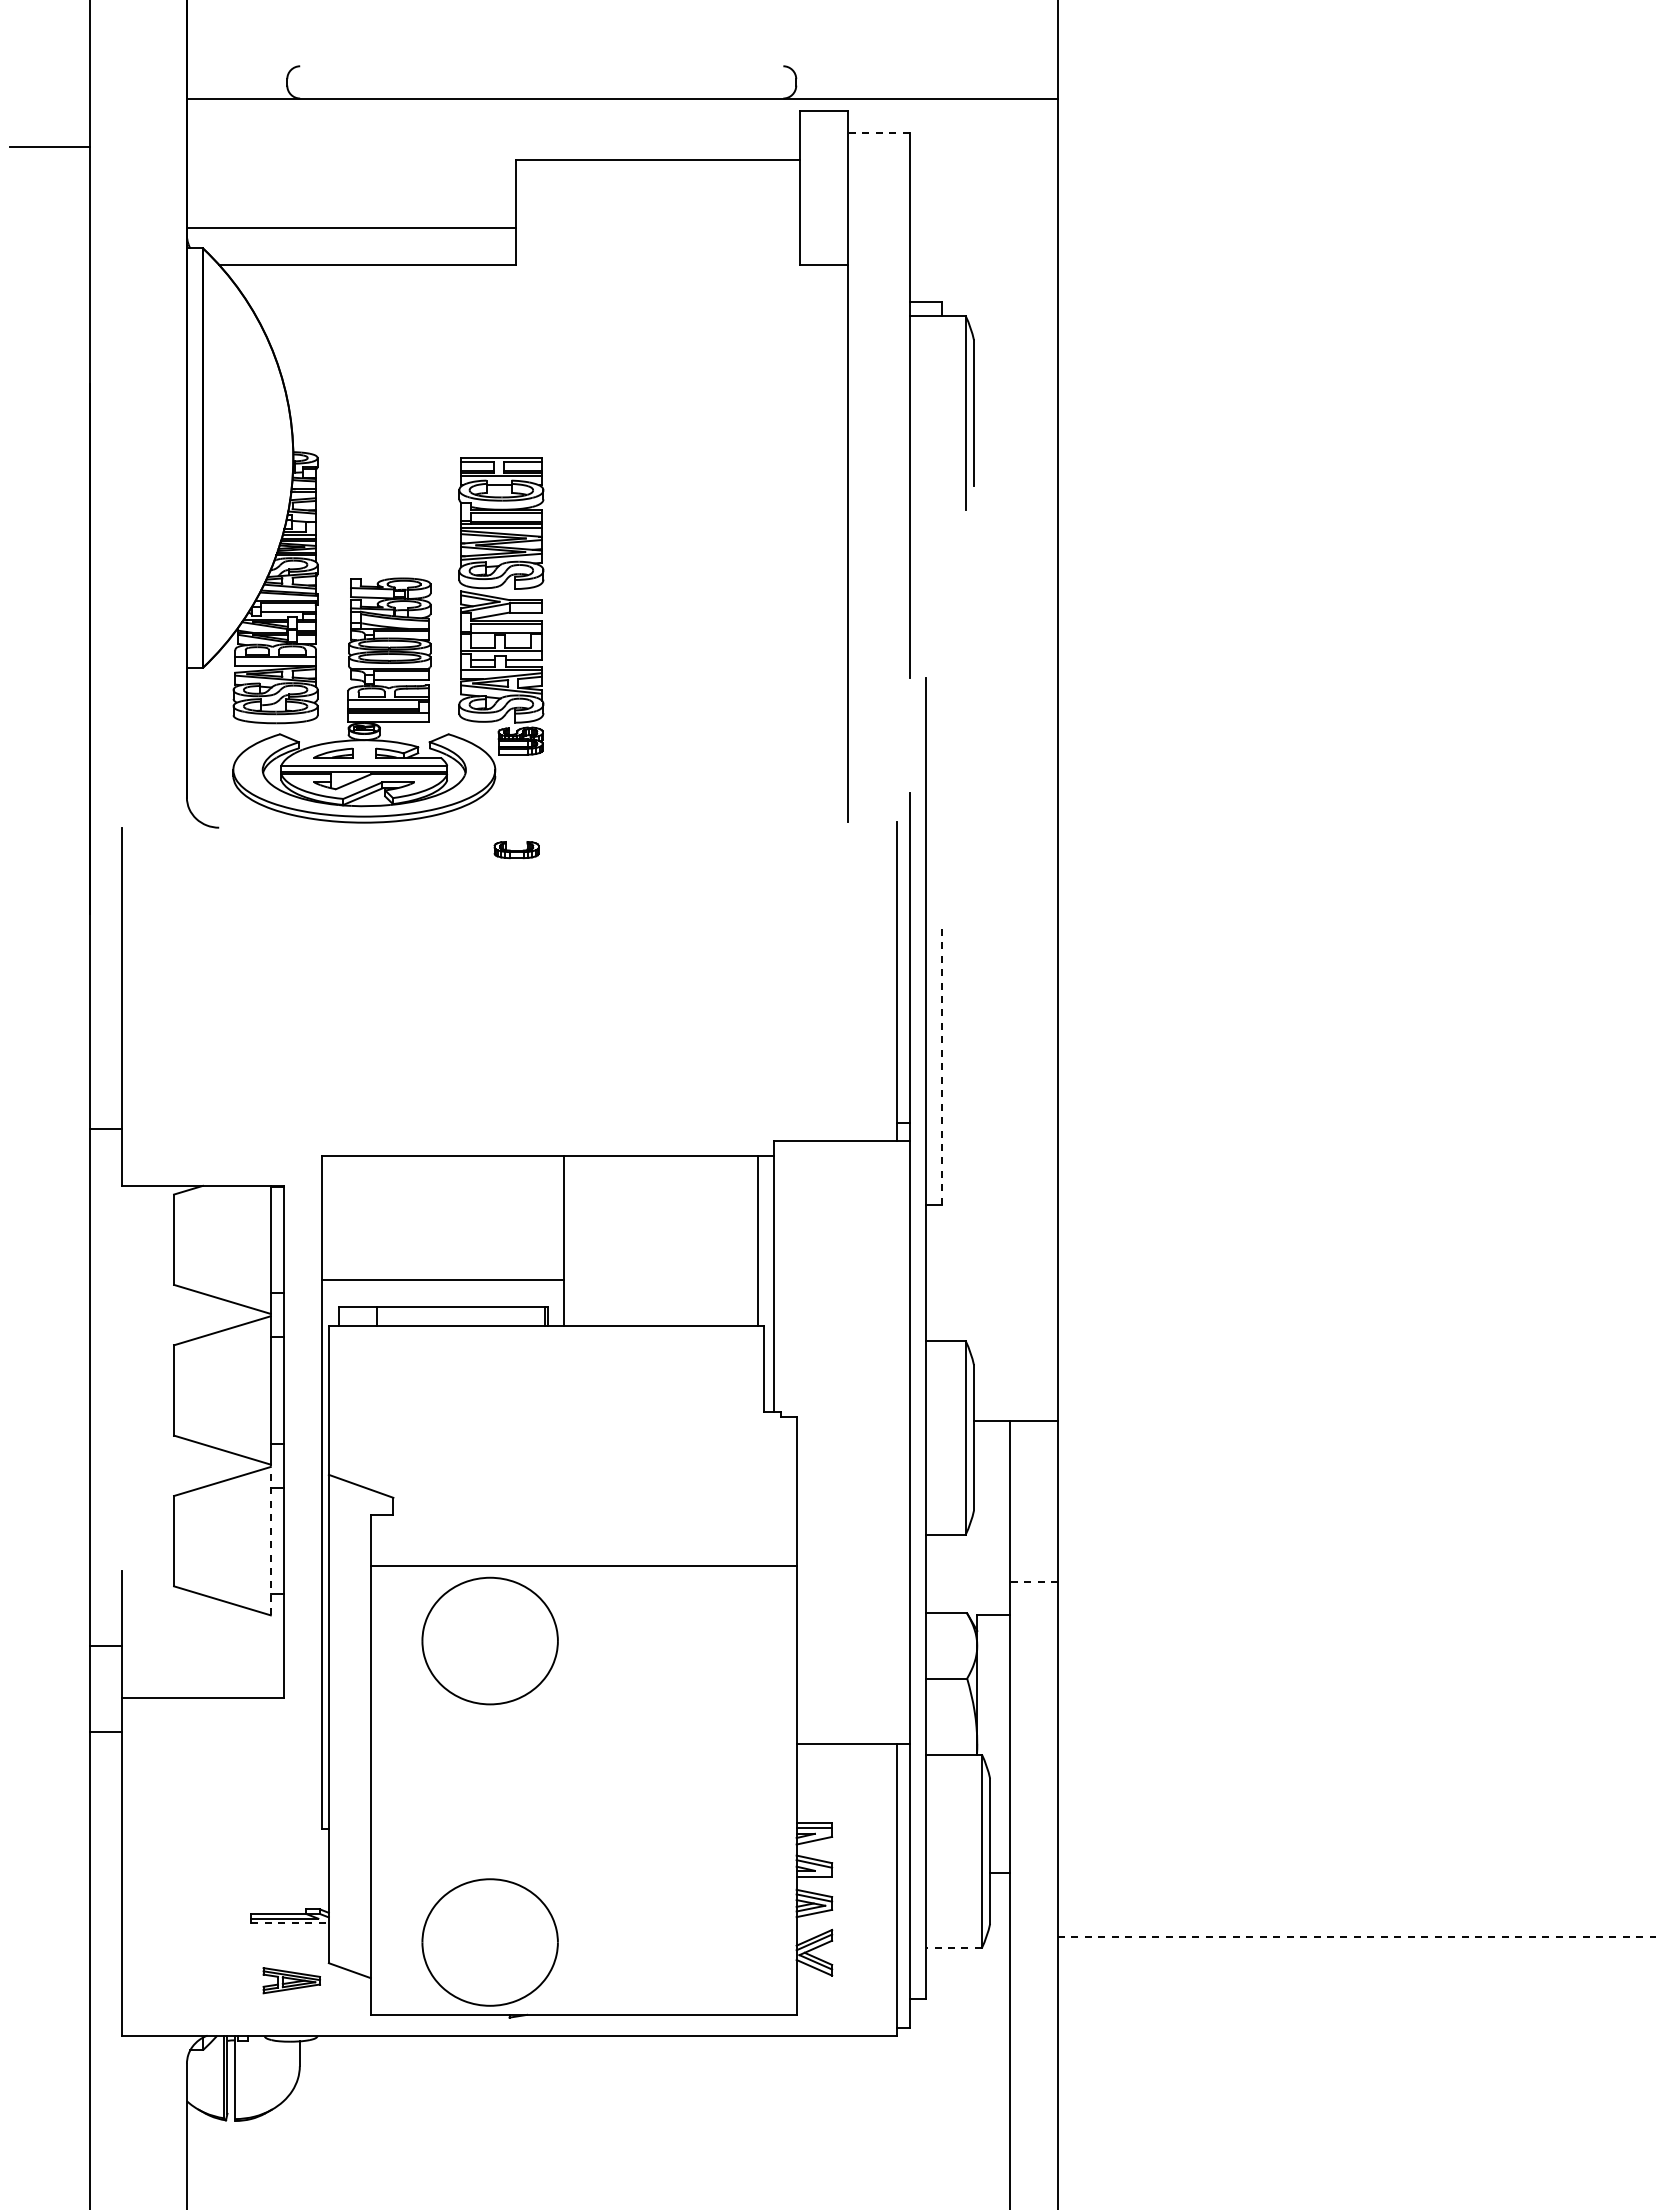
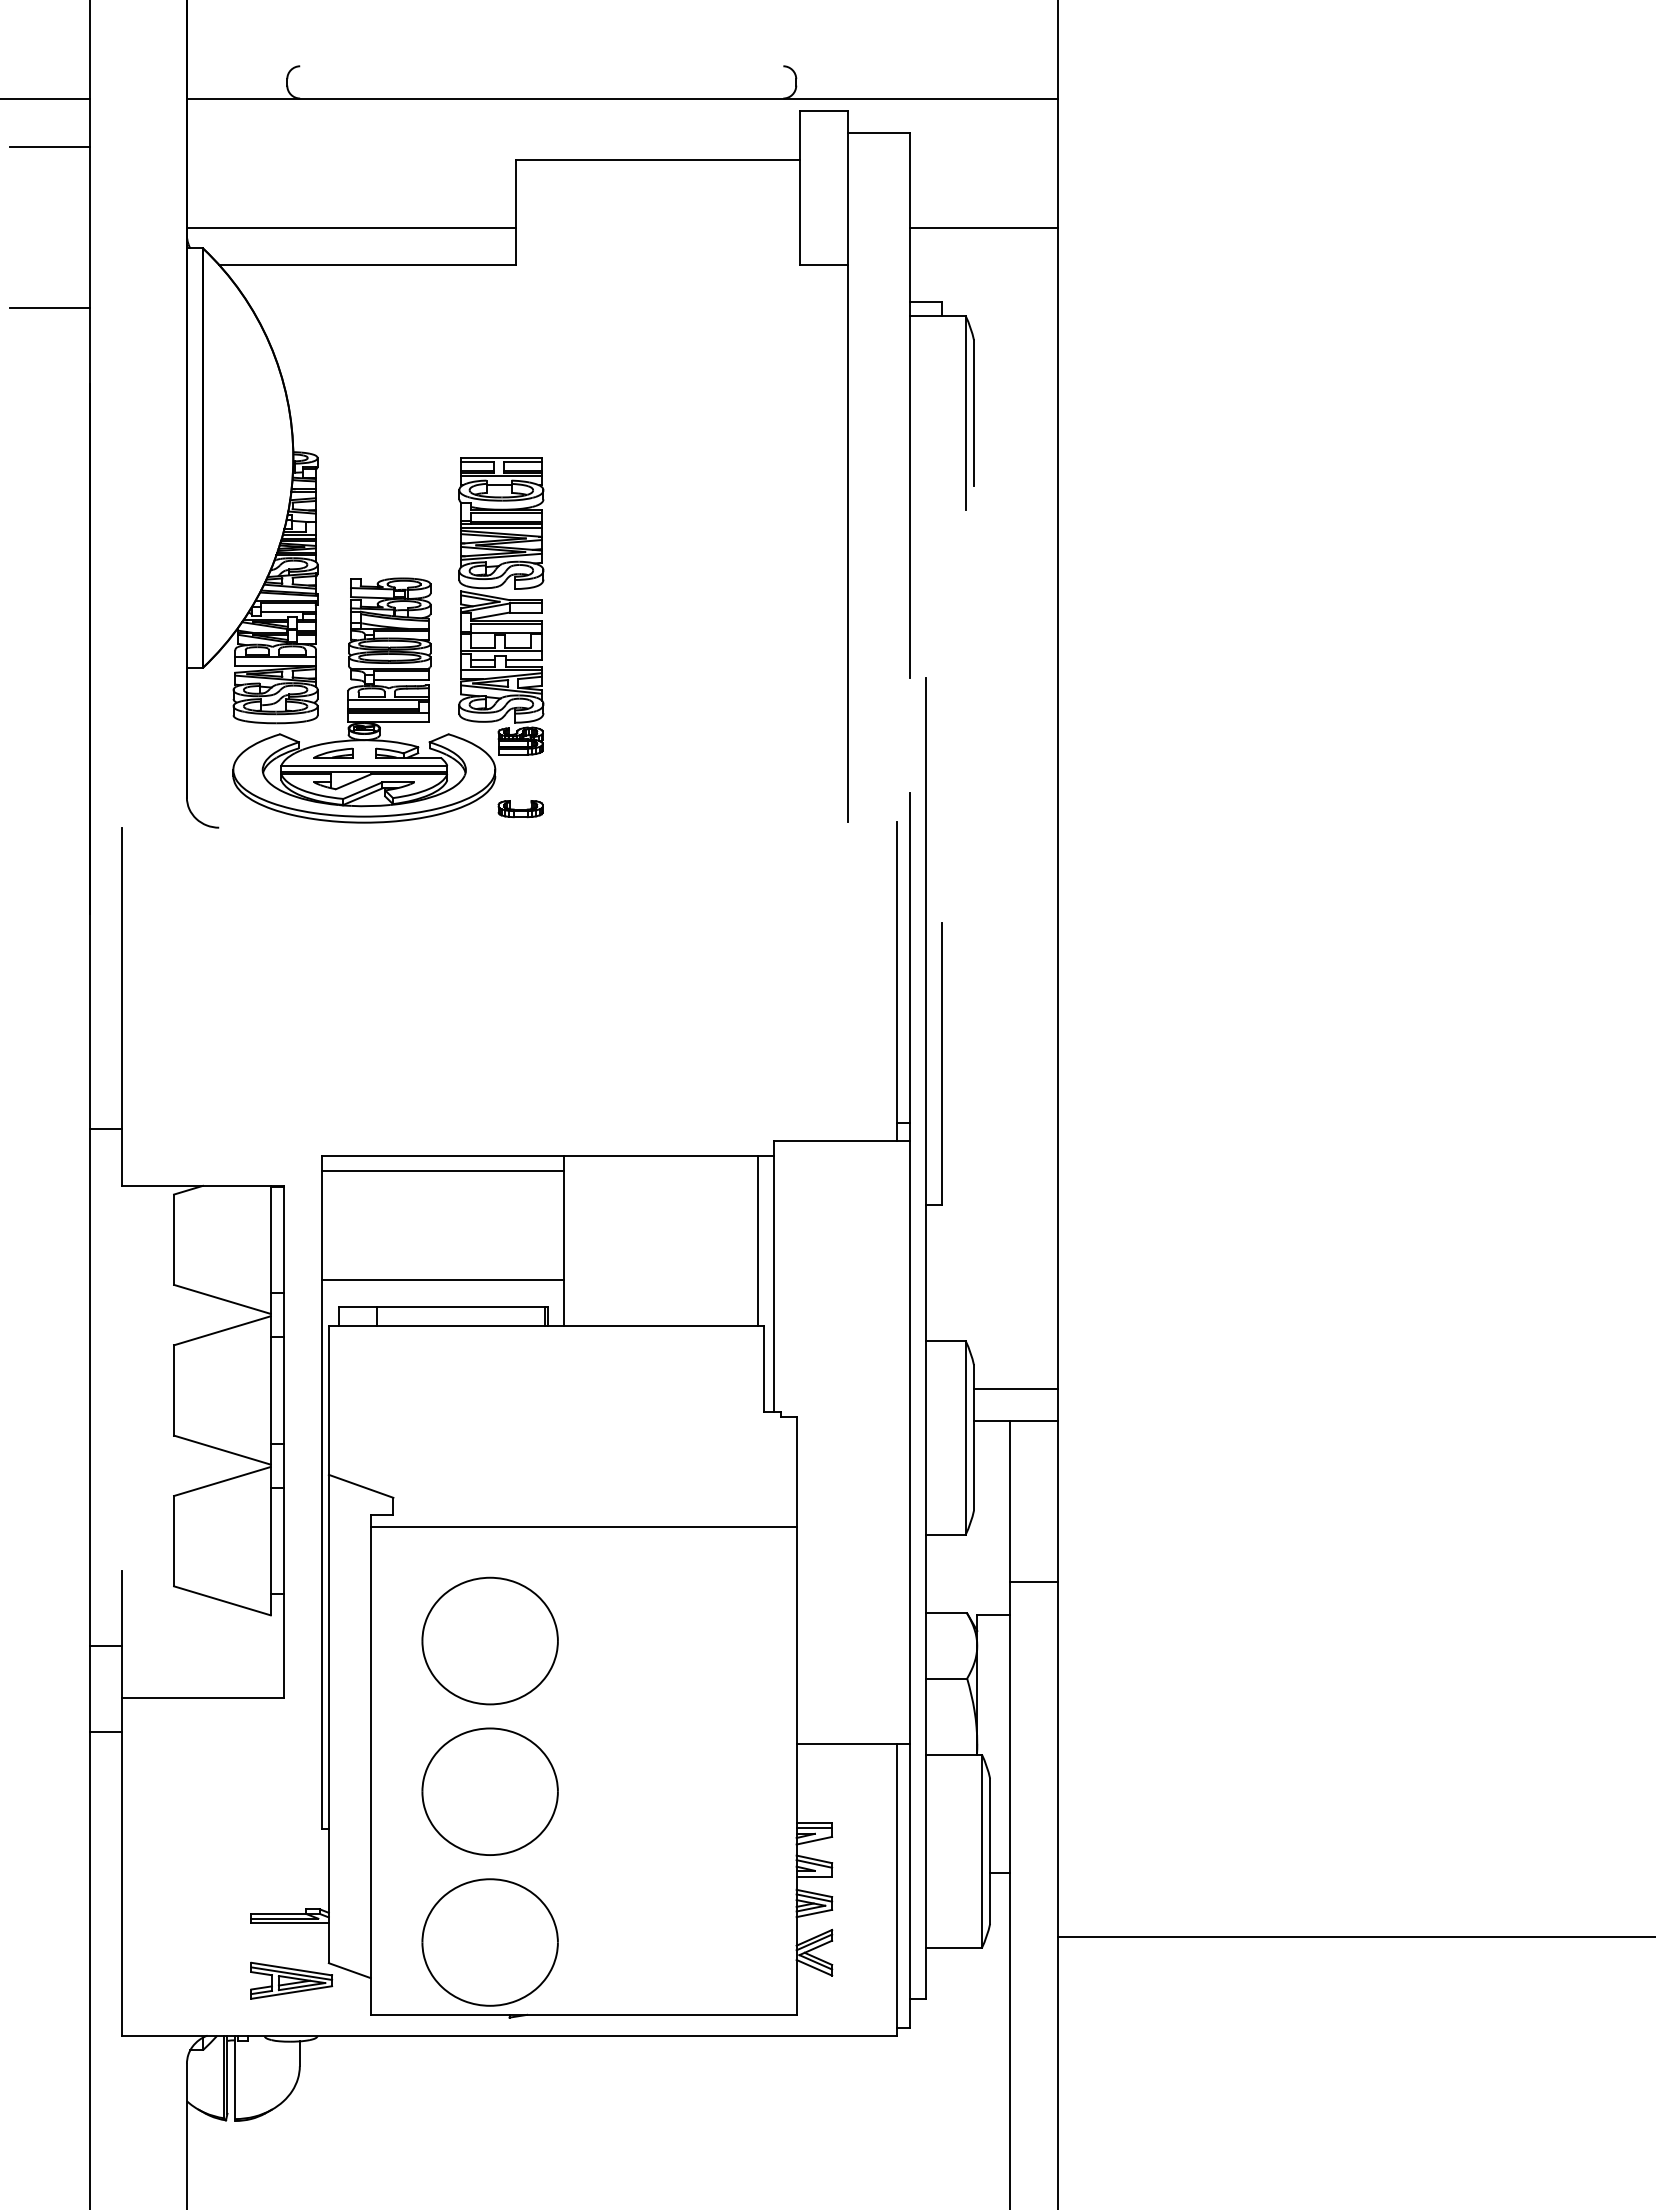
line: none -> present (46, 98)
line: dashed -> solid (878, 132)
line: none -> present (983, 227)
line: none -> present (49, 308)
part position: (516, 850) -> (520, 809) (520, 809)
line: dashed -> solid (941, 1063)
line: none -> present (443, 1171)
line: none -> present (1015, 1388)
line: dashed -> solid (270, 1540)
line position: (583, 1565) -> (583, 1526) (583, 1526)
line: dashed -> solid (1033, 1582)
part: none -> present (489, 1791)
line: dashed -> solid (290, 1923)
line: dashed -> solid (1356, 1937)
line: dashed -> solid (953, 1948)
part size: 59x28 px -> 84x39 px (291, 1980)
